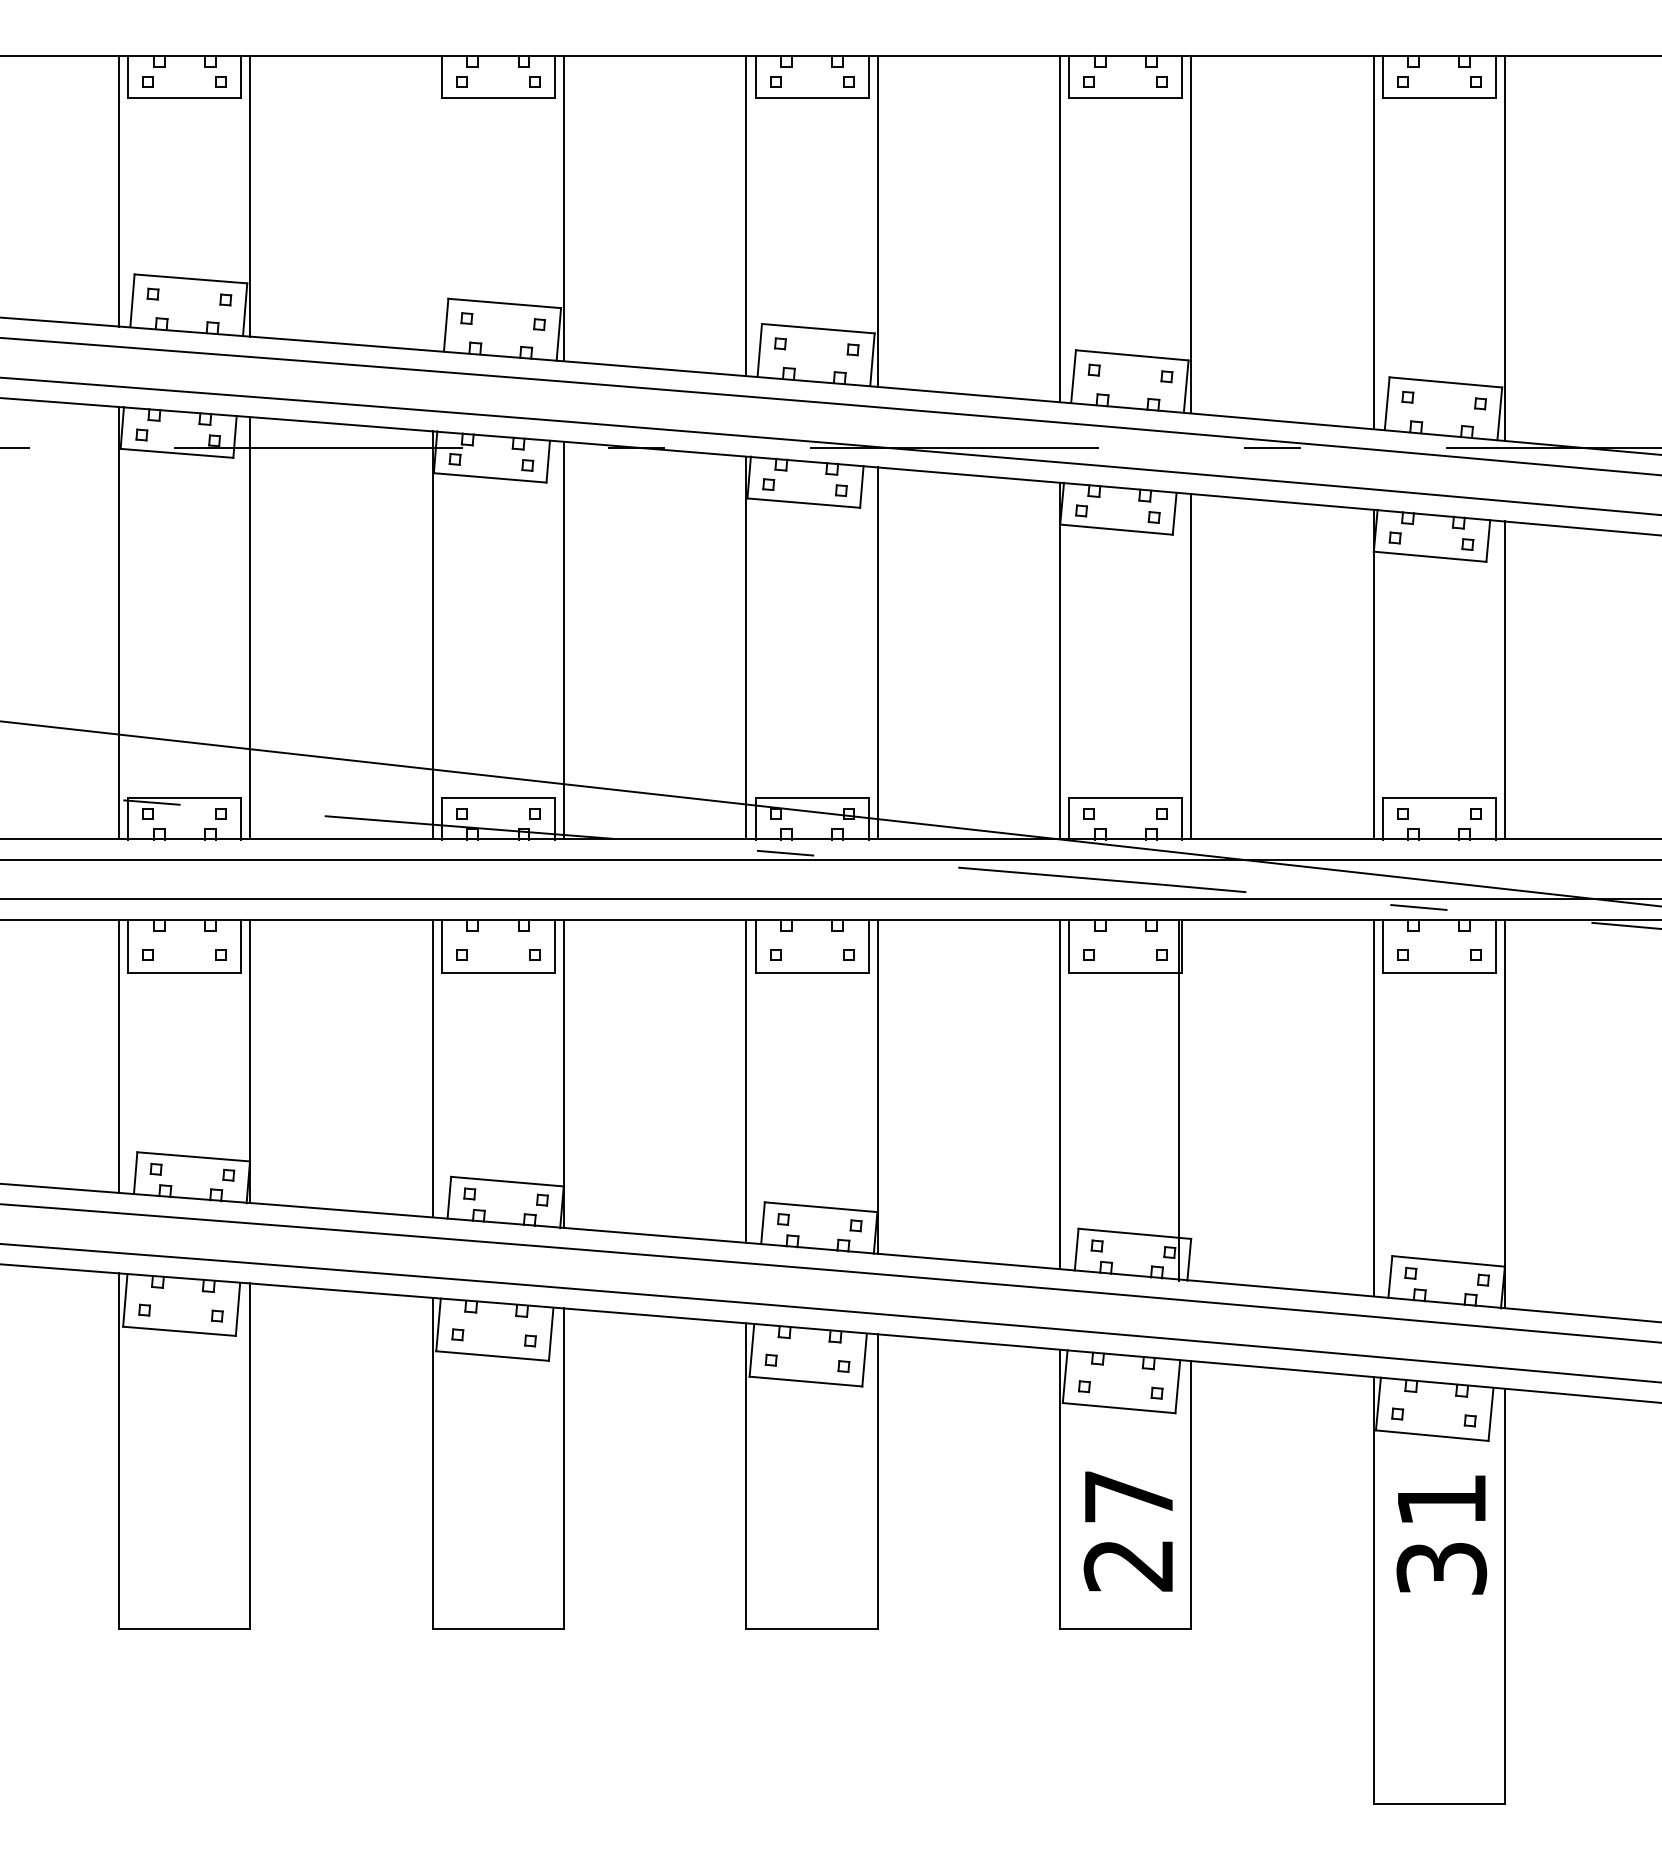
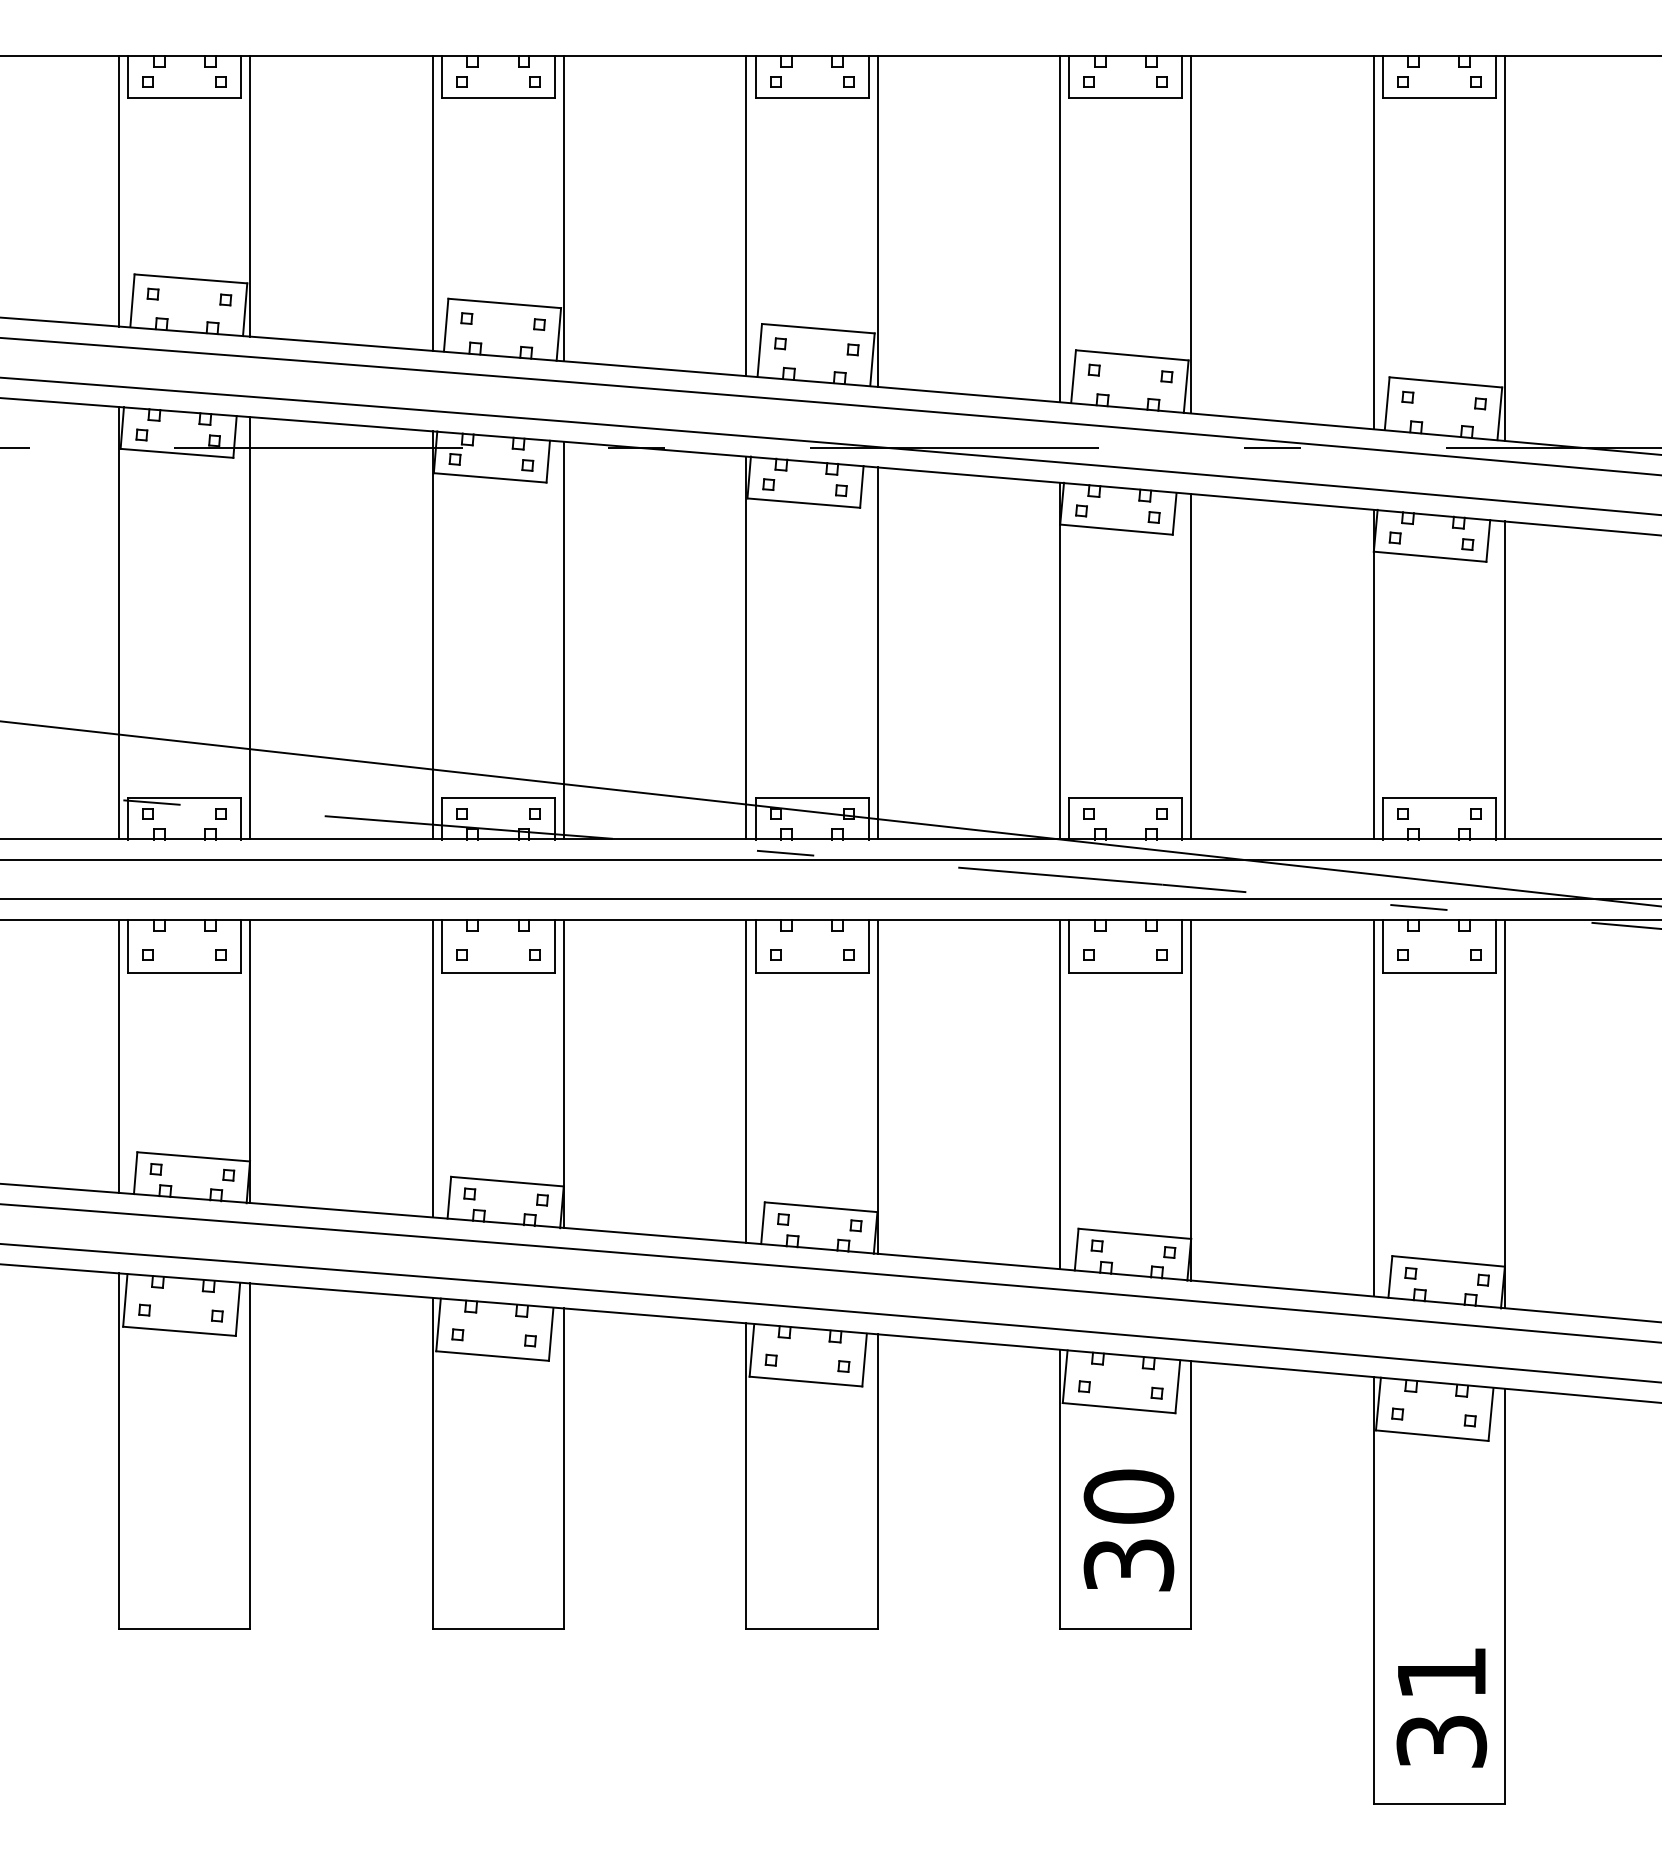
line: none -> present (432, 202)
line position: (1179, 1100) -> (1191, 1100) (1191, 1100)
text: 27 -> 30 (1128, 1530)
text position: (1441, 1534) -> (1441, 1707) (1441, 1707)
